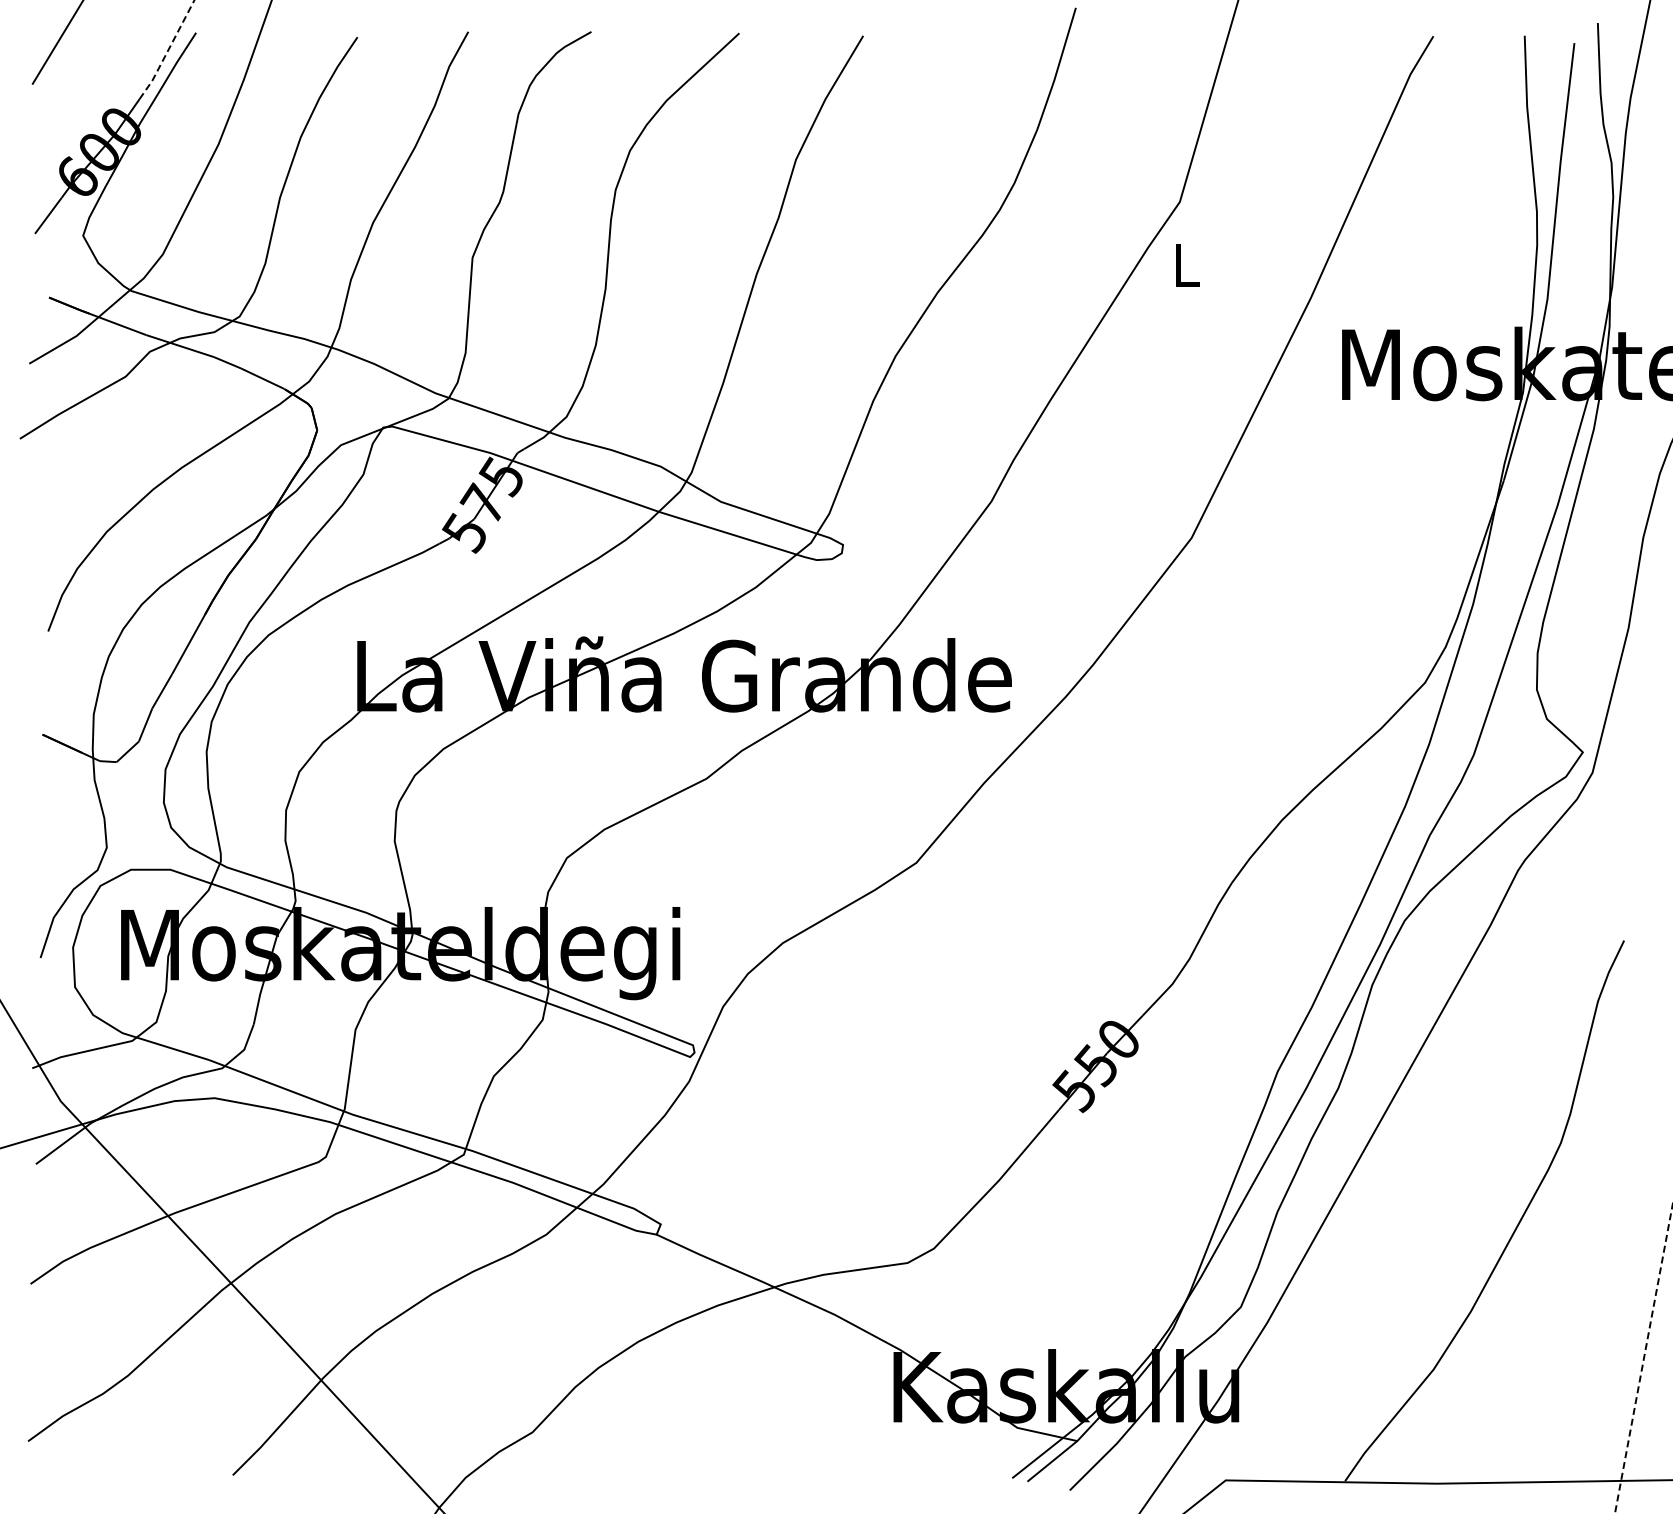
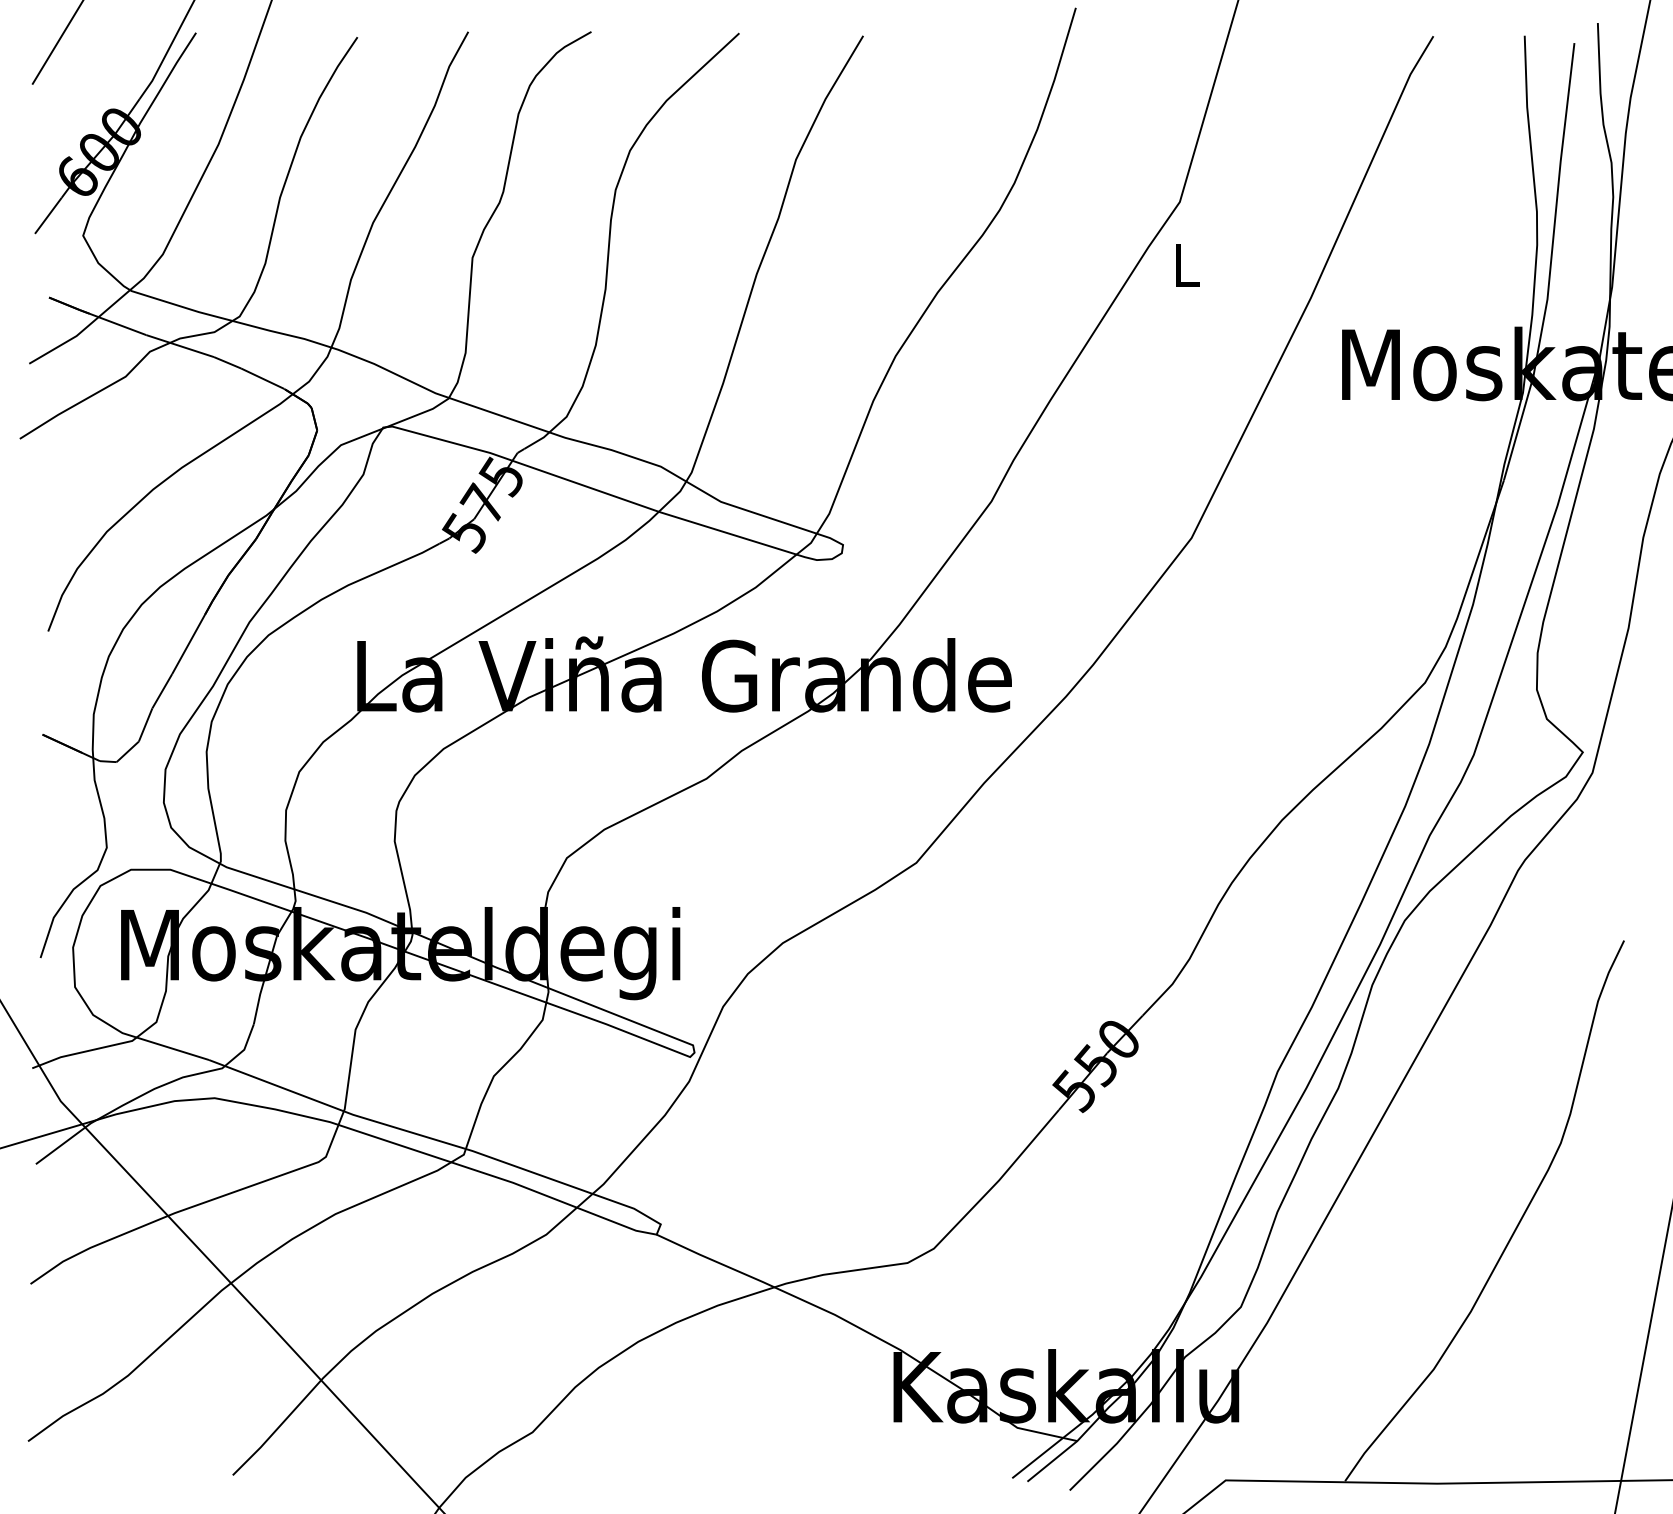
line: dashed -> solid (168, 50)
line: dashed -> solid (1644, 1357)
